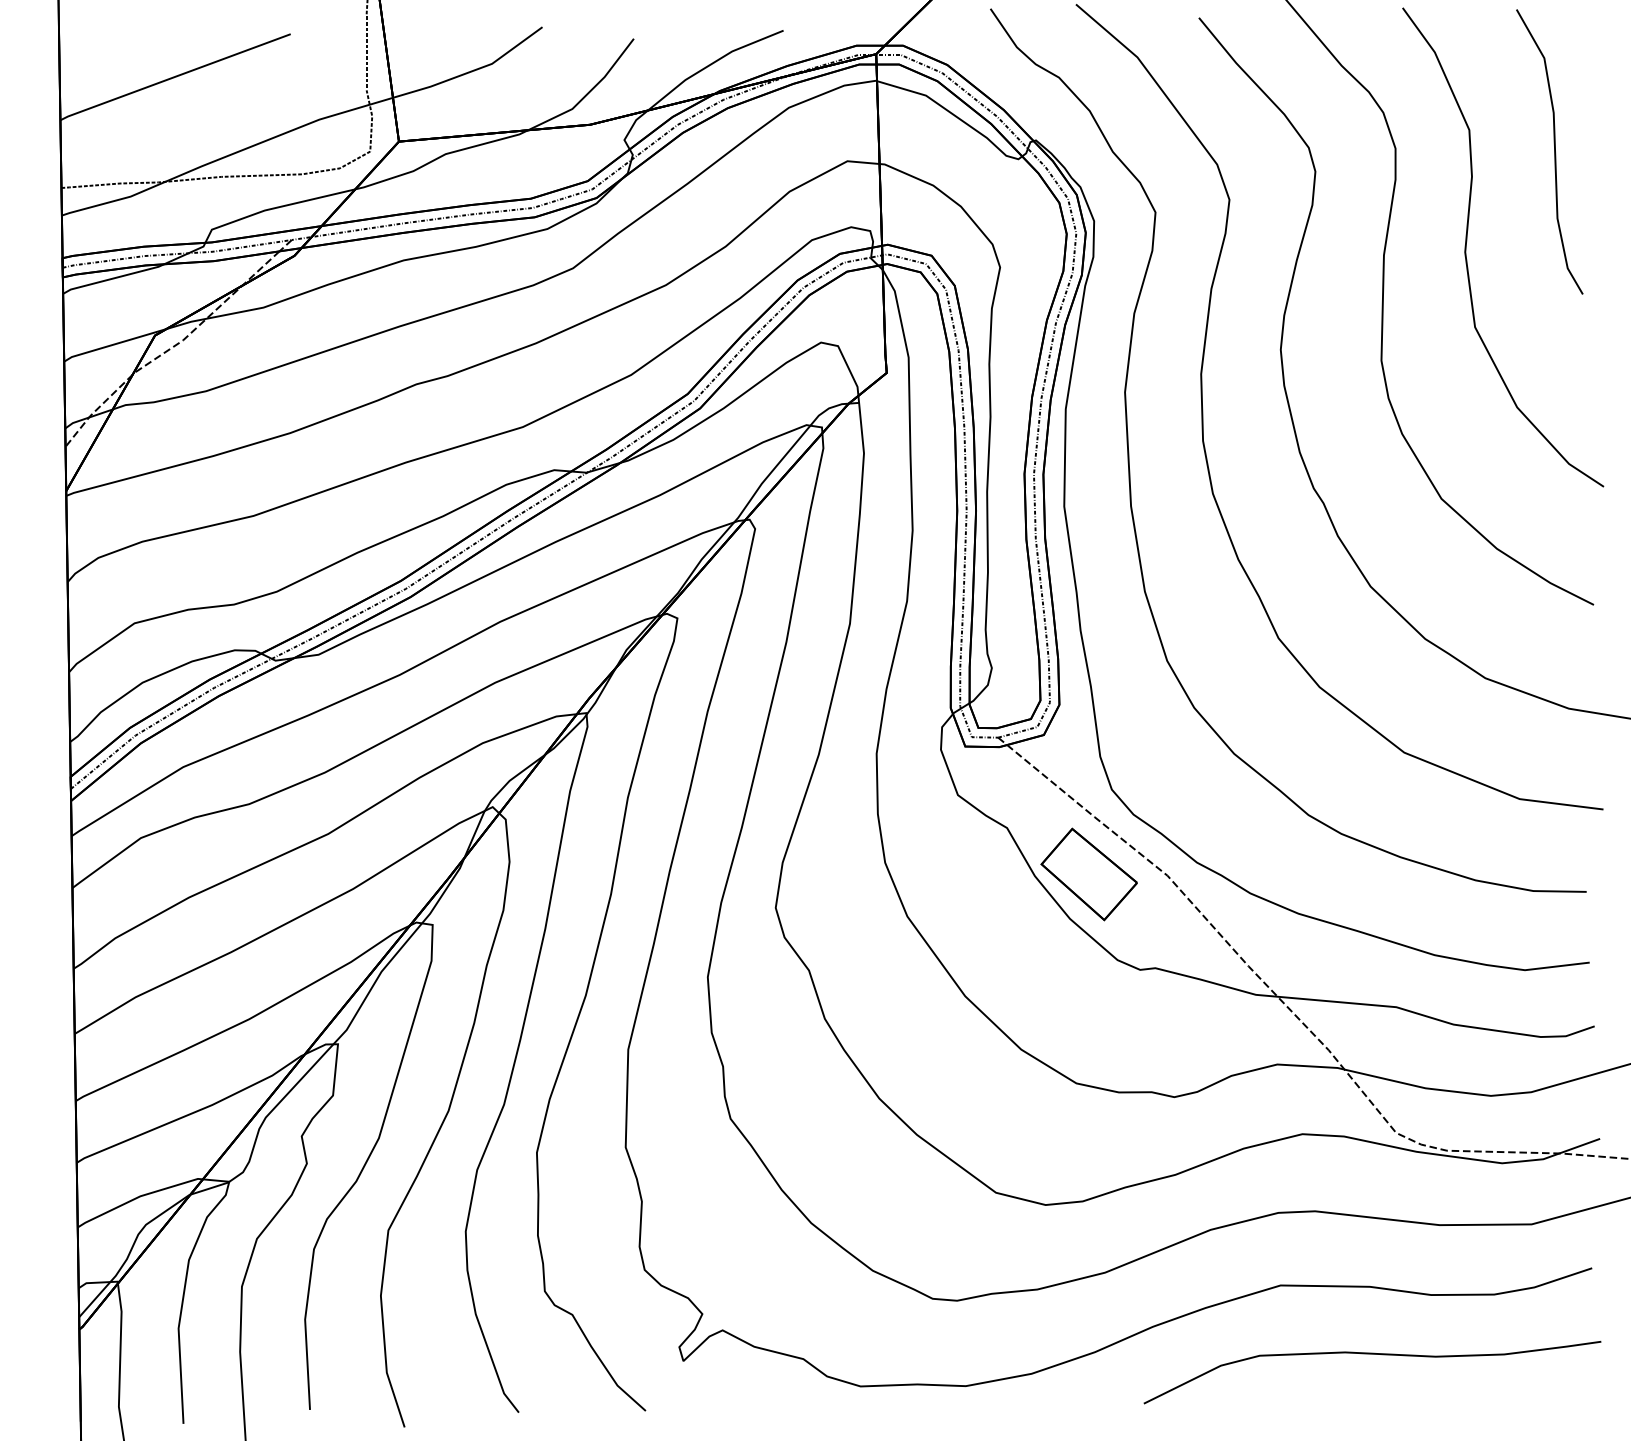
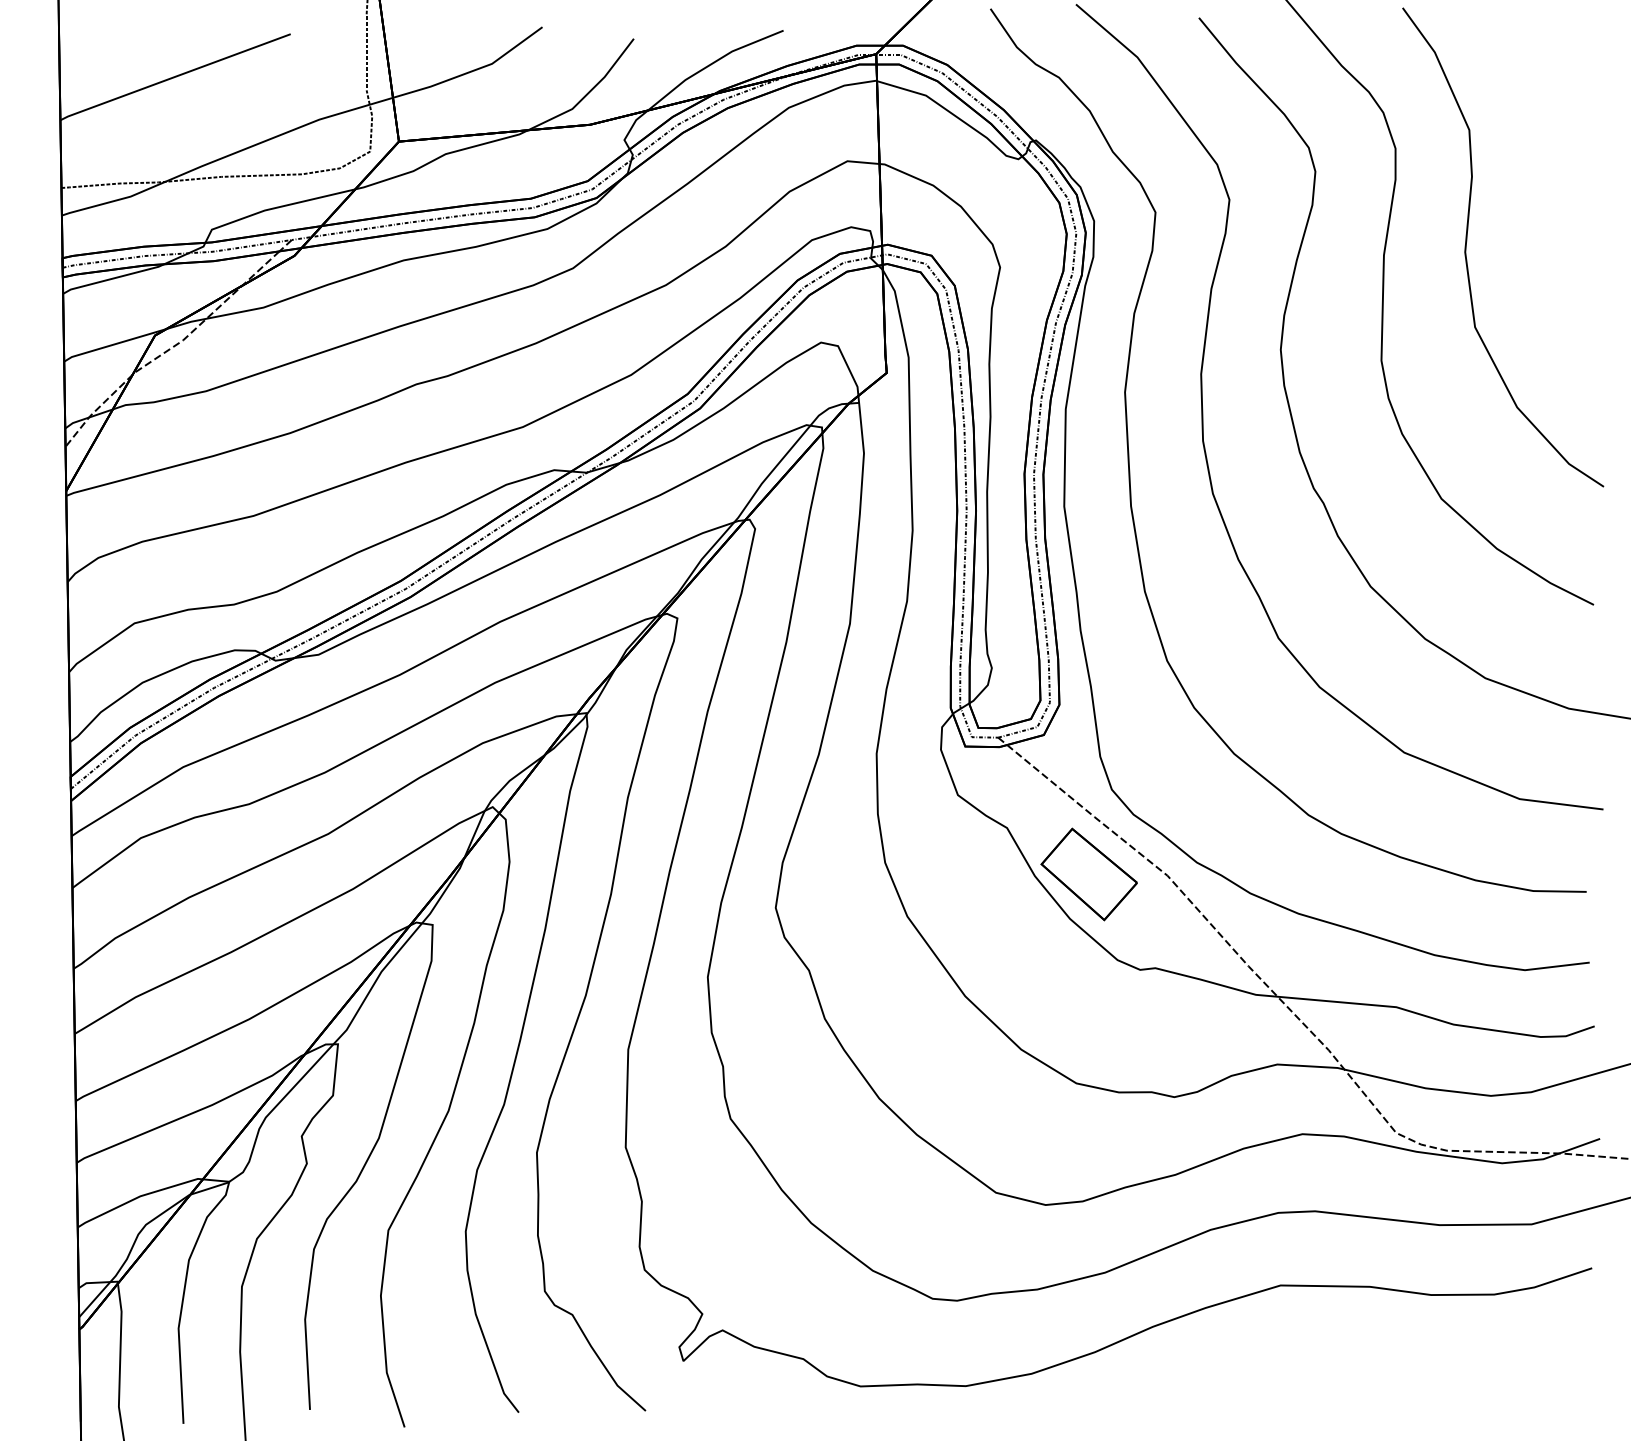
curve: present -> none (1554, 151)
curve: present -> none (1372, 1354)
